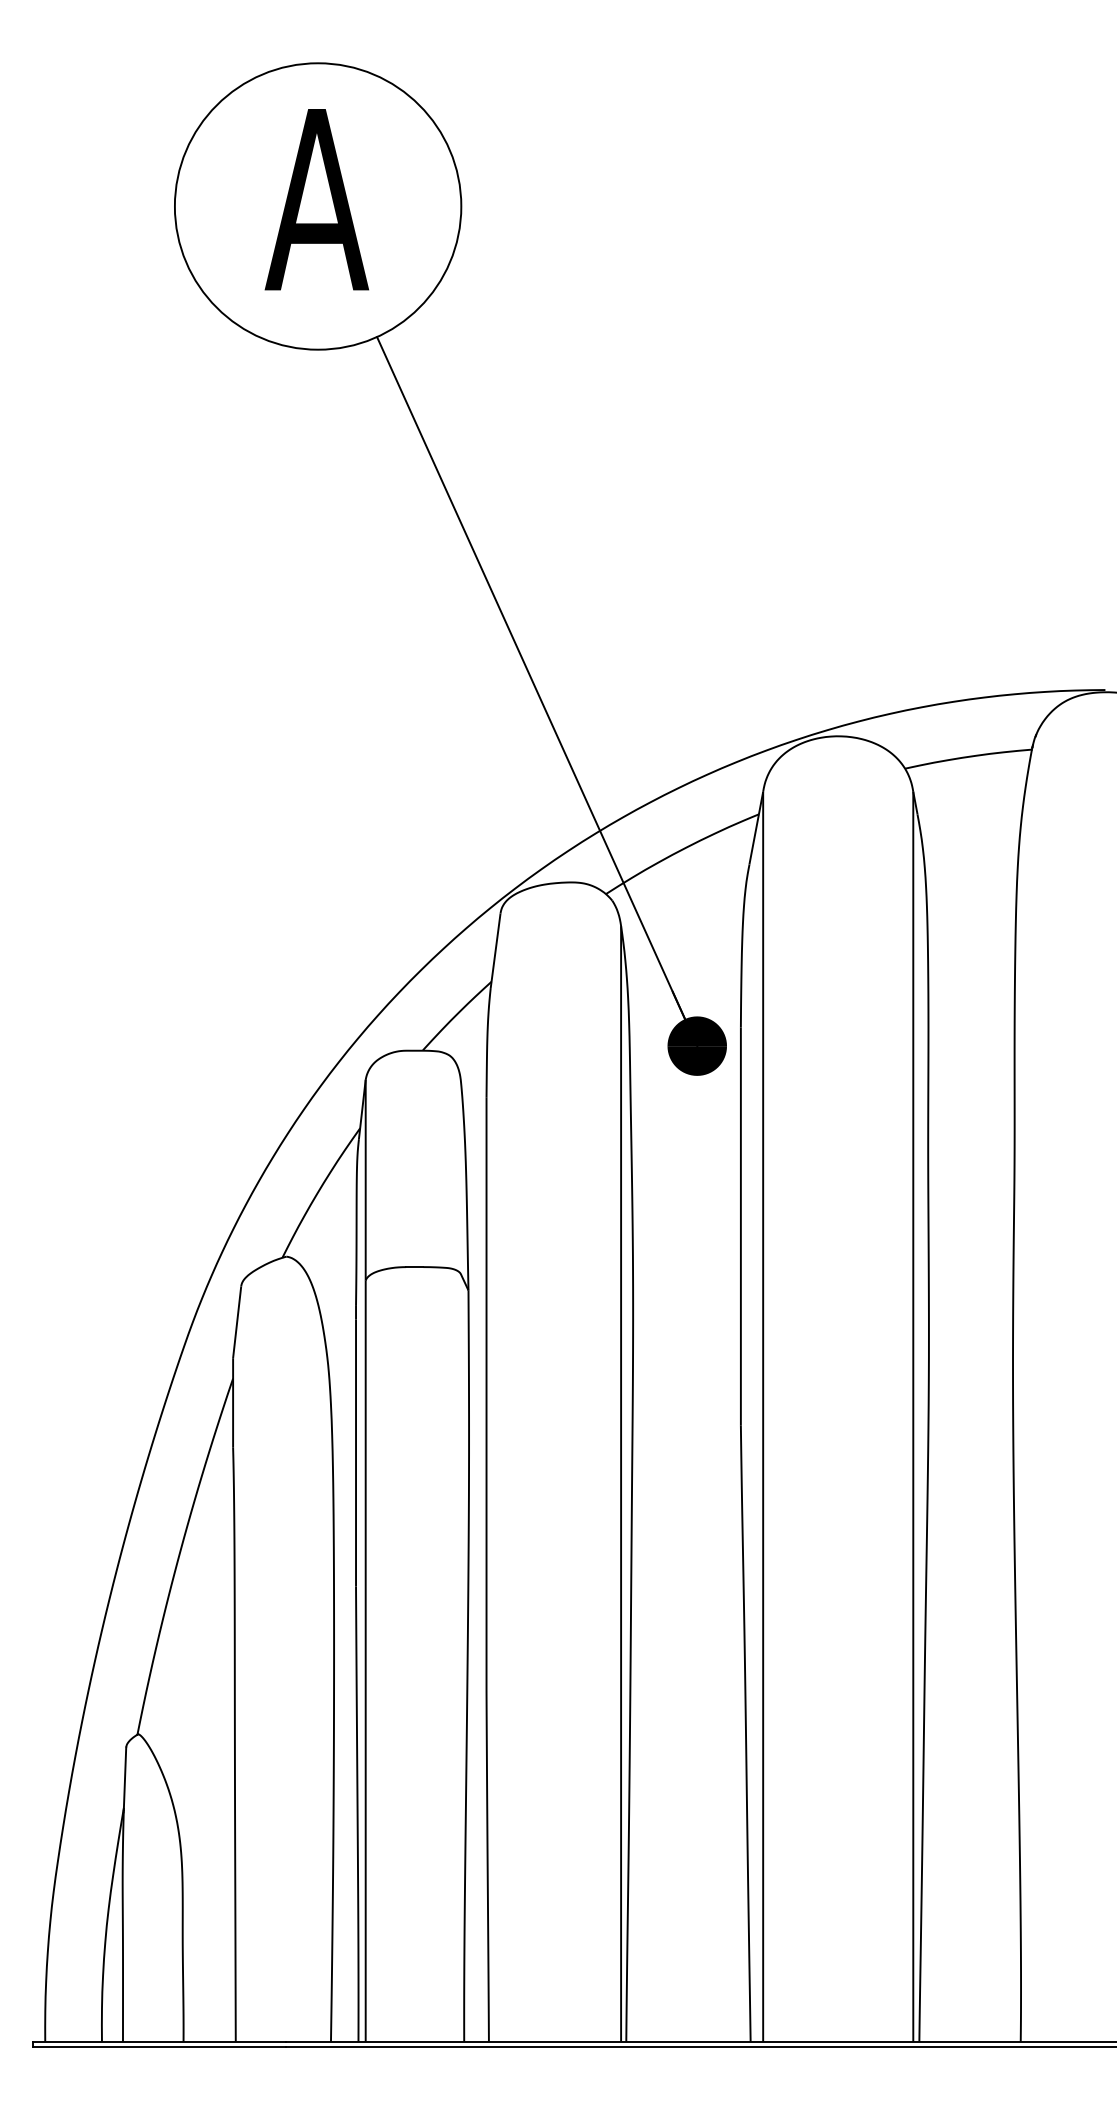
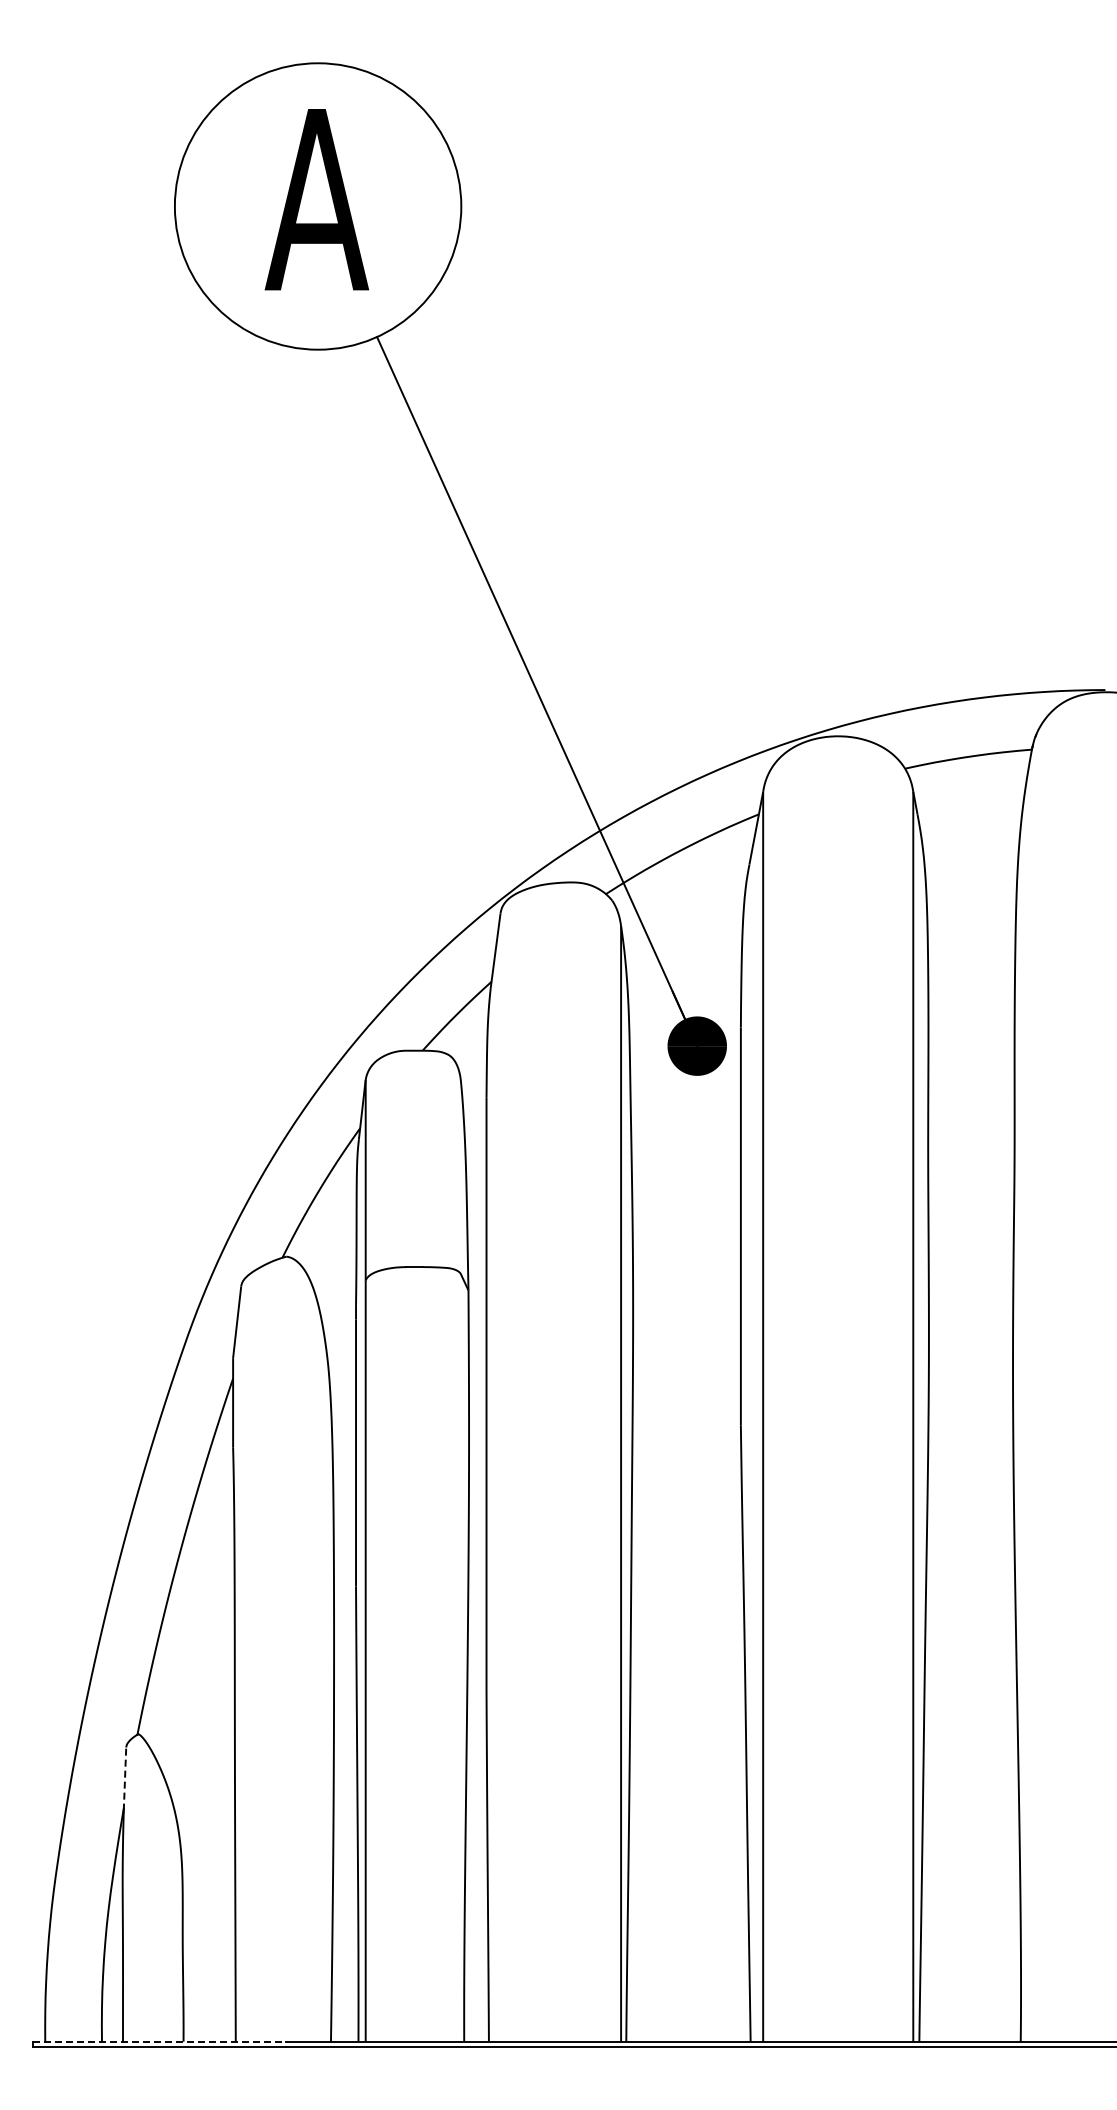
line: solid -> dashed (125, 1779)
line: solid -> dashed (160, 2041)
